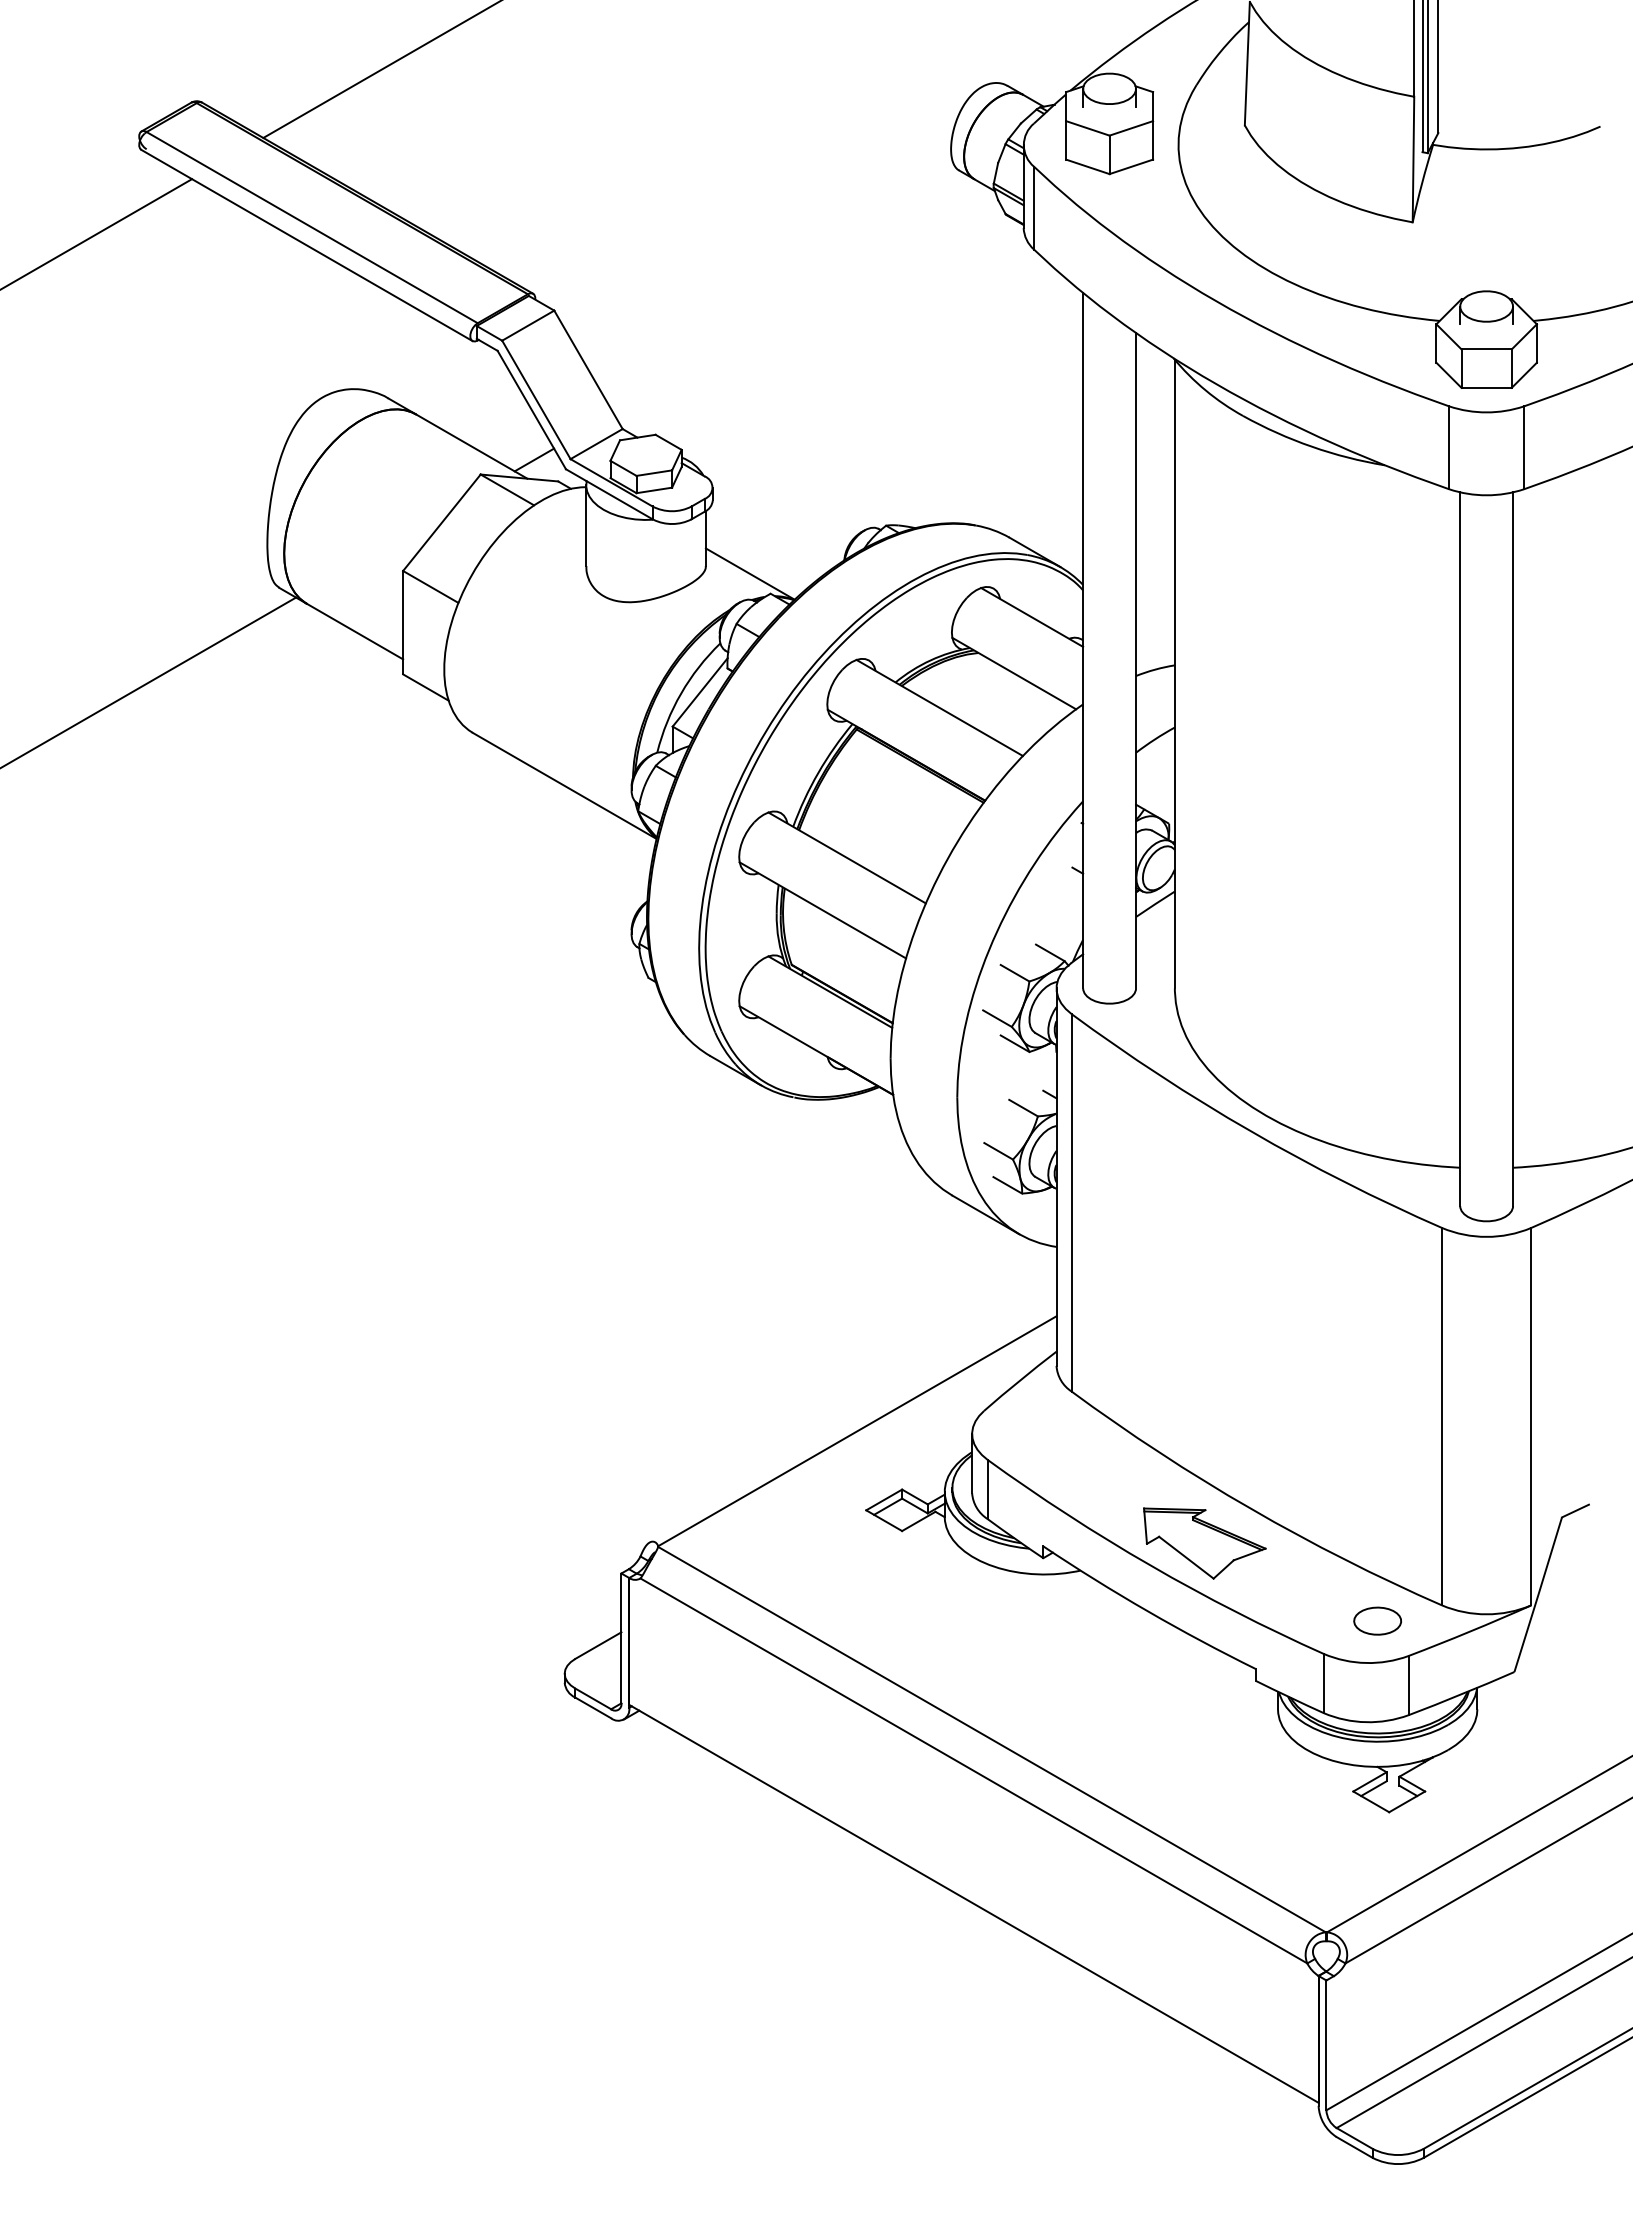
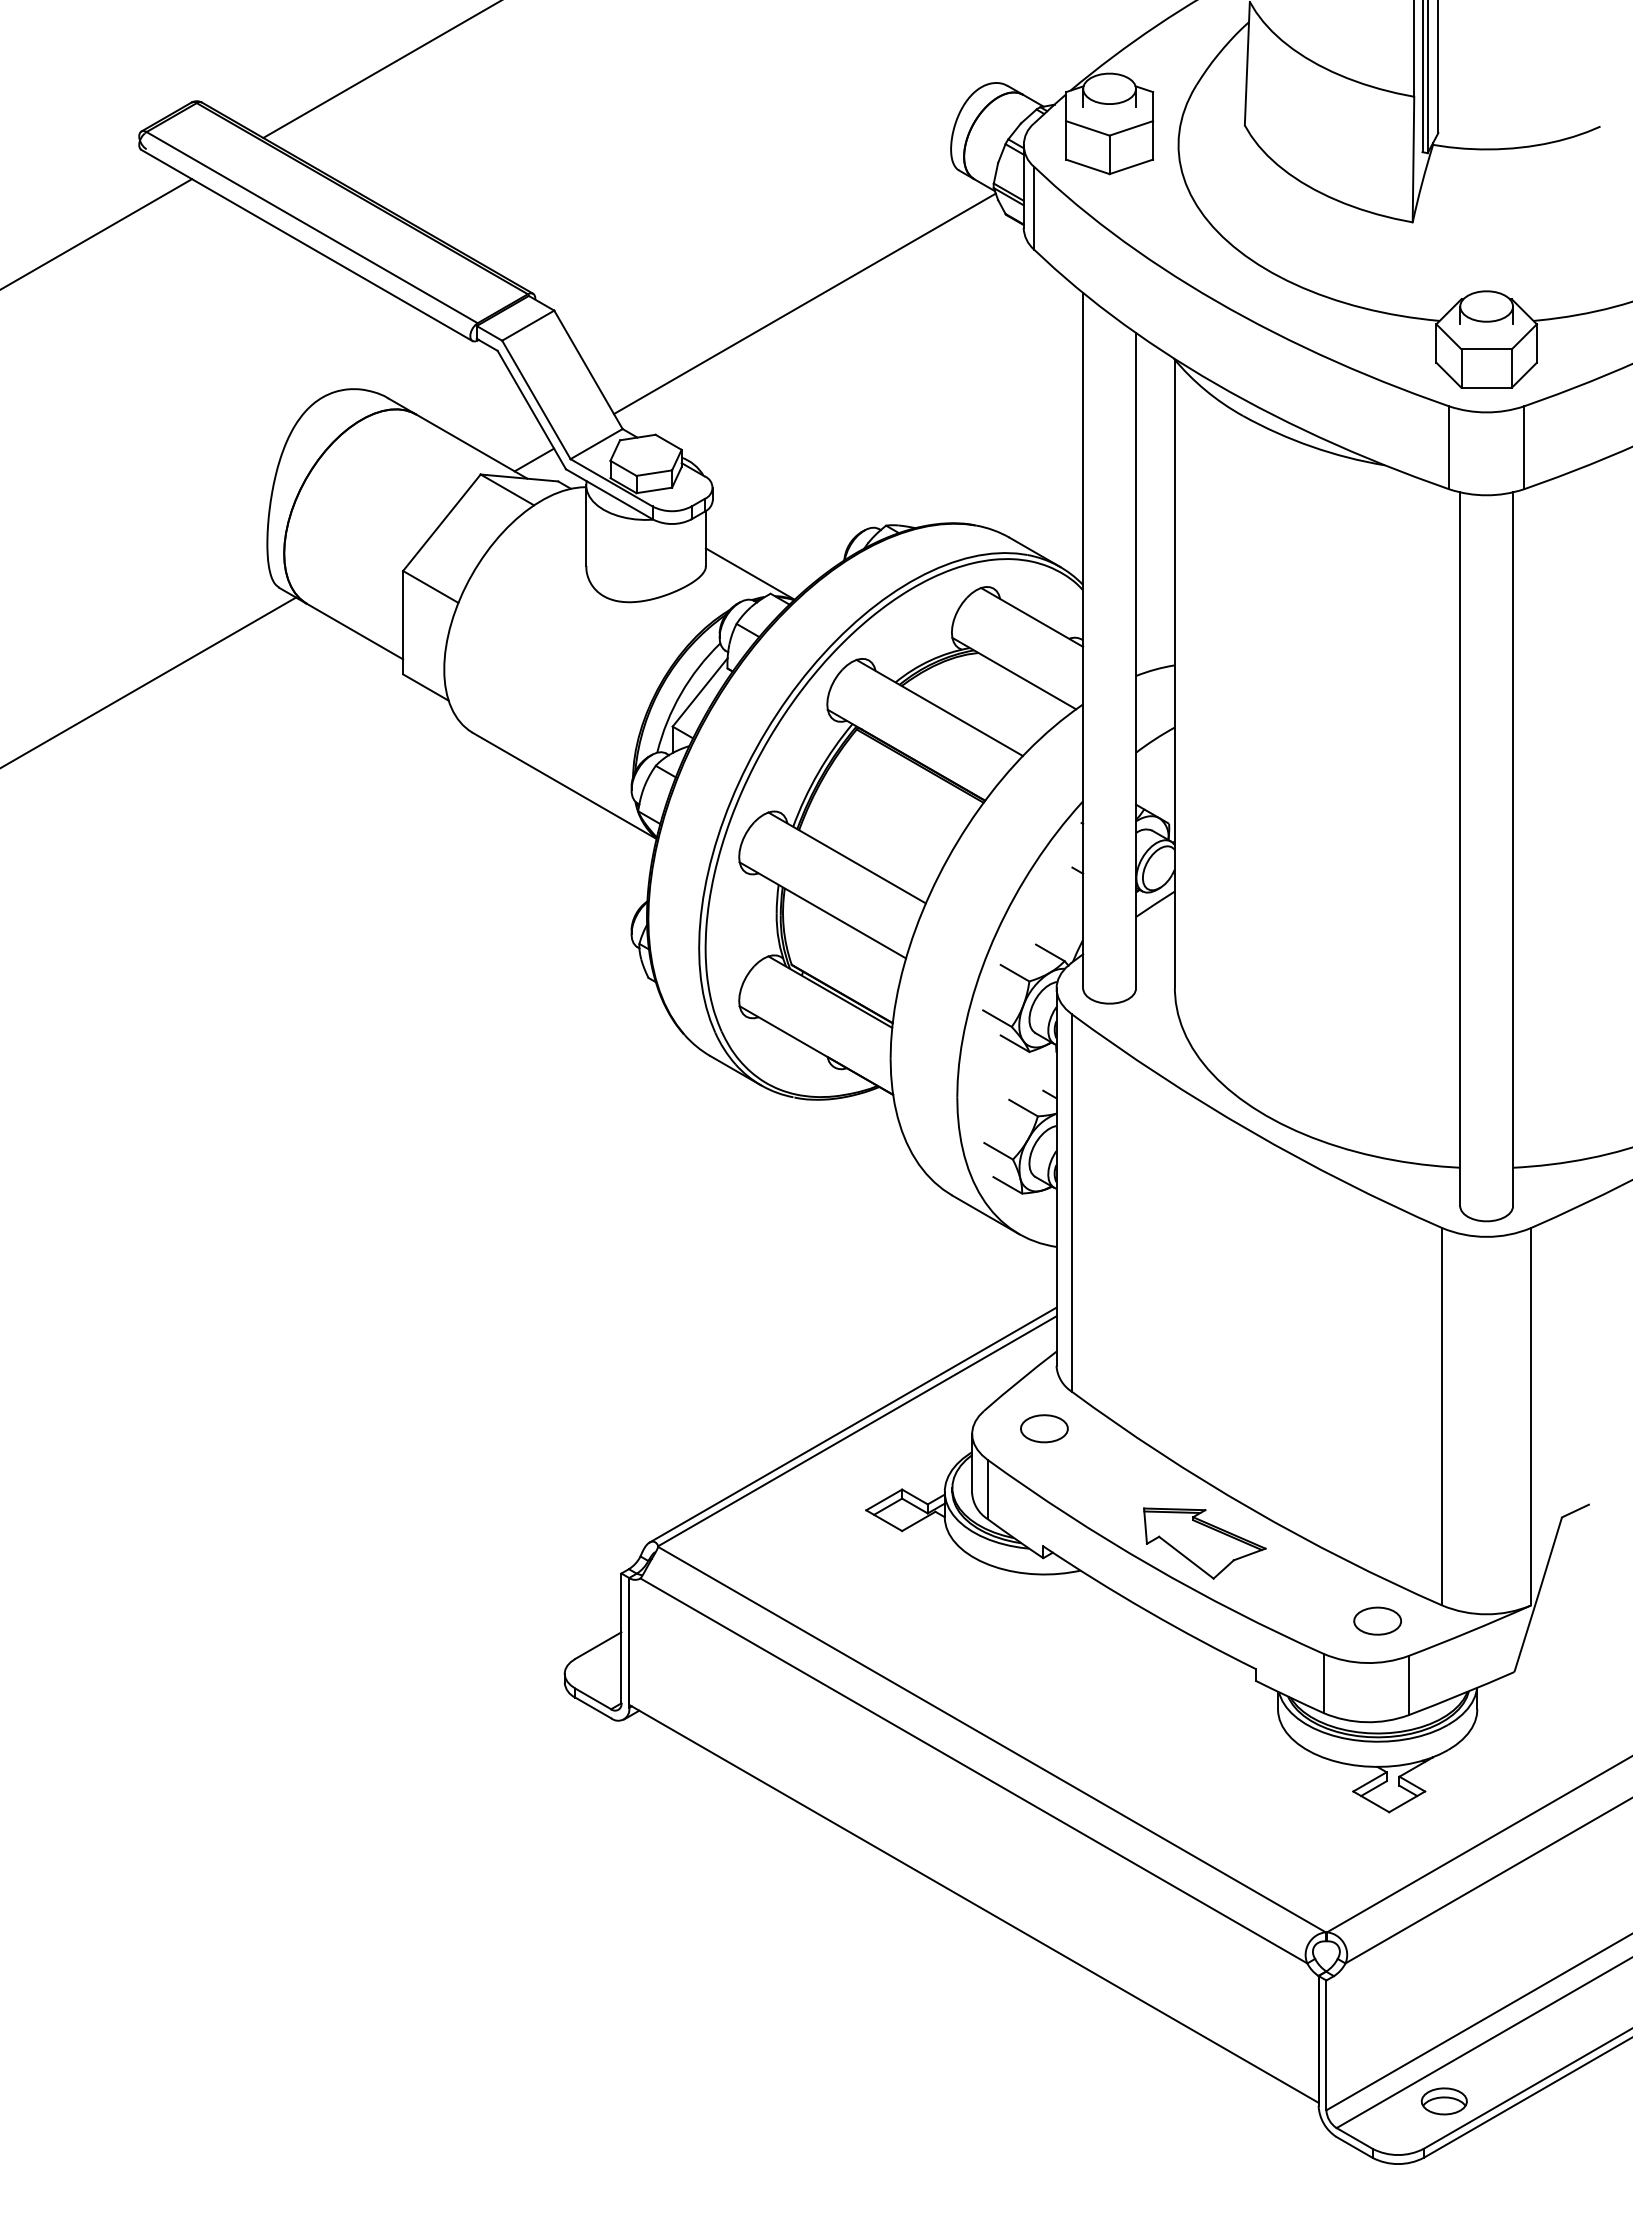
line: none -> present (804, 303)
line: none -> present (852, 1424)
part: none -> present (1044, 1428)
part: none -> present (1443, 2101)
